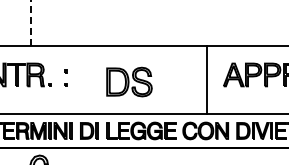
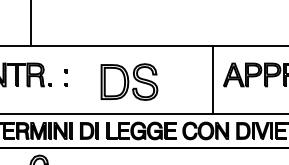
line: dashed -> solid (30, 22)
line position: (206, 79) -> (212, 79) (212, 79)
part size: 47x32 px -> 59x38 px (129, 81)
